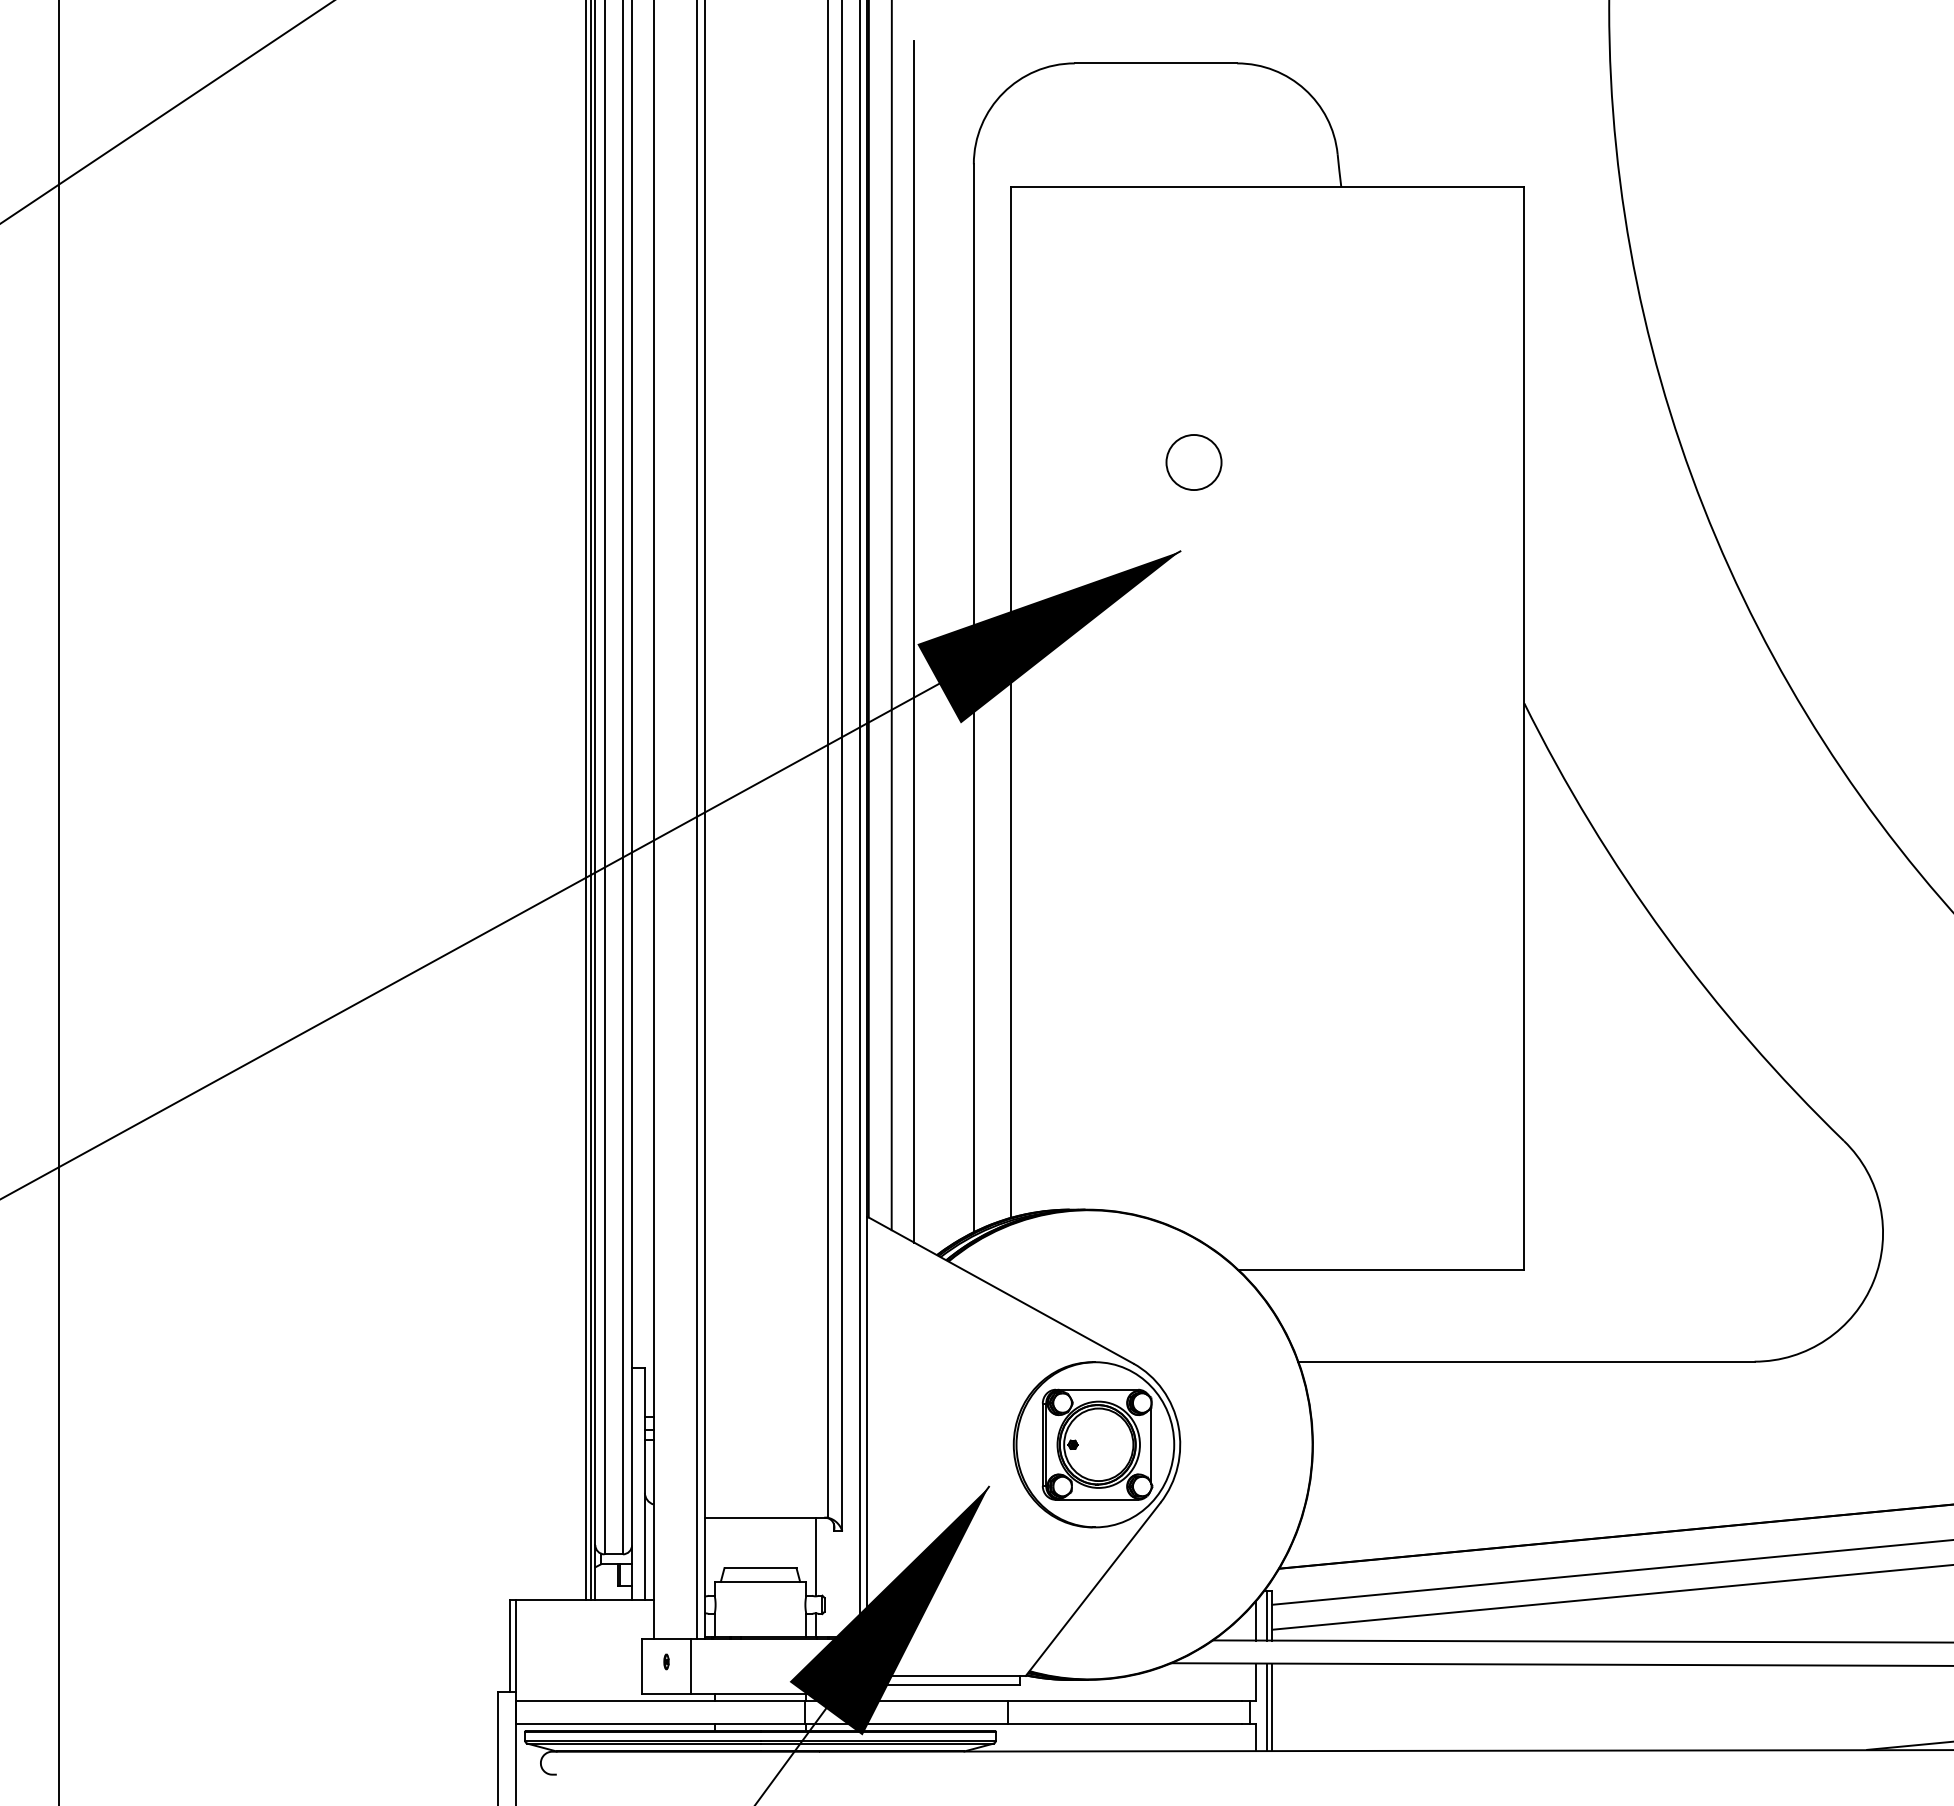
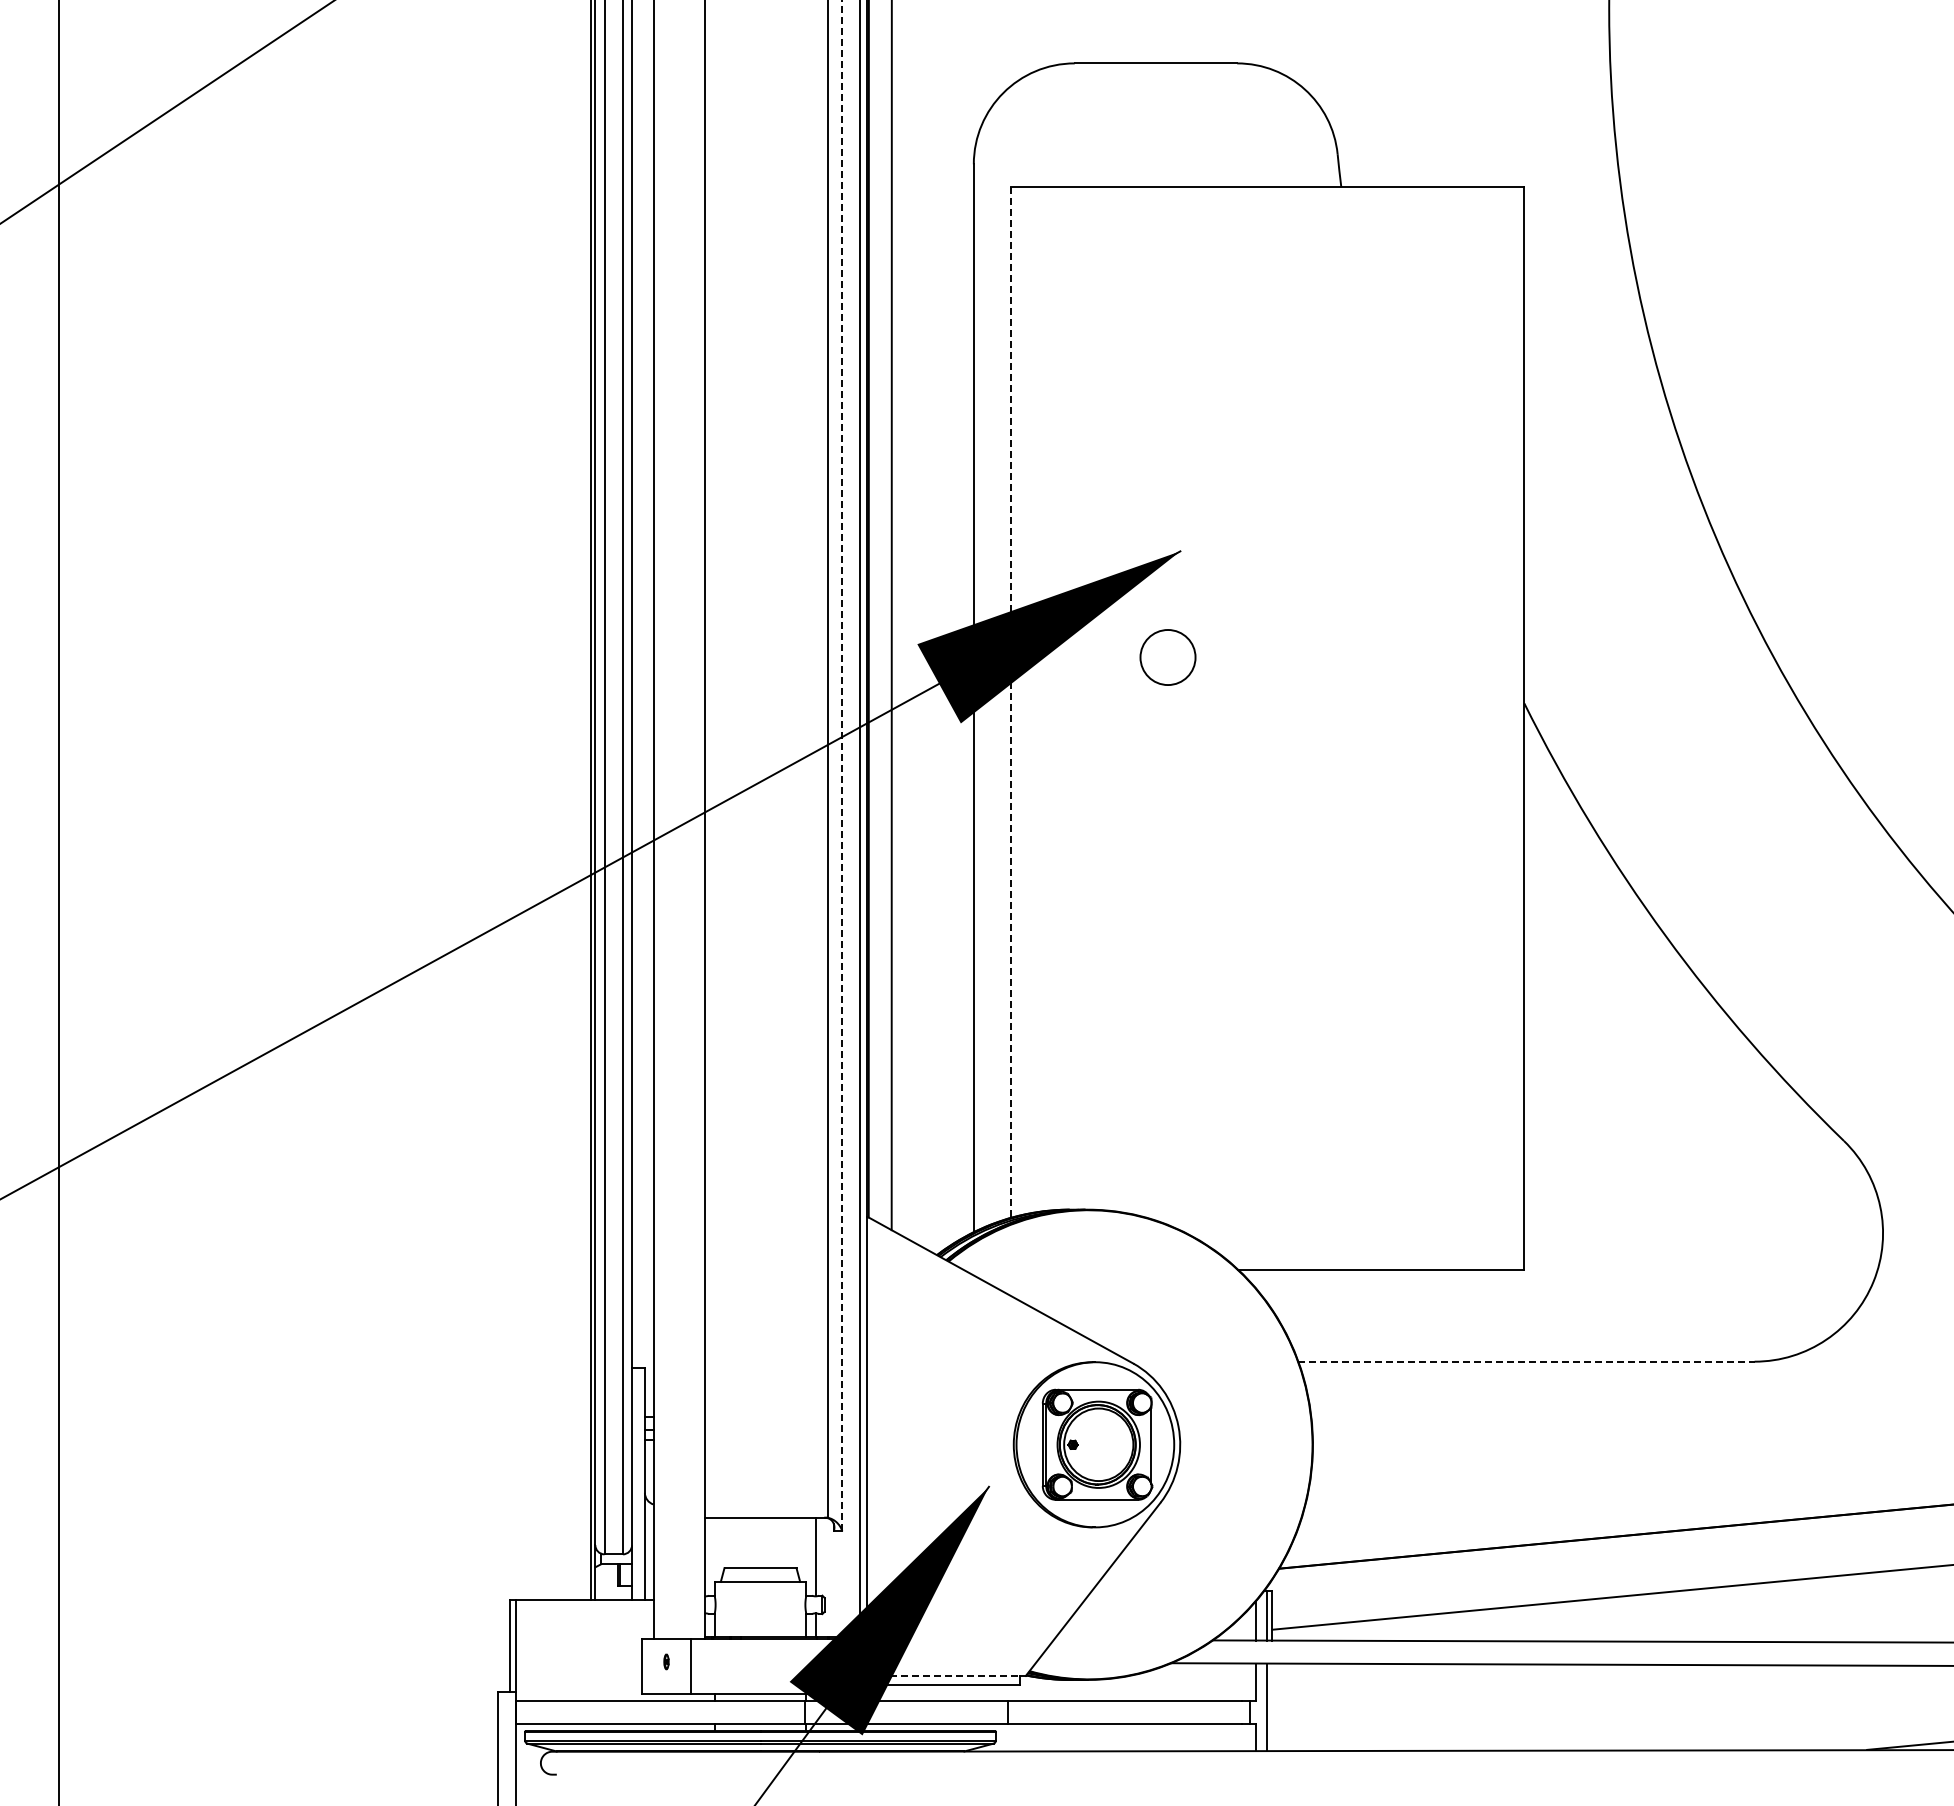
circle position: (1193, 462) -> (1167, 657) (1167, 657)
line: present -> none (914, 641)
line: solid -> dashed (1010, 703)
line: solid -> dashed (842, 765)
line: present -> none (586, 801)
line: present -> none (696, 820)
line: solid -> dashed (1527, 1361)
line: present -> none (1611, 1572)
line: solid -> dashed (949, 1675)
line: present -> none (1272, 1706)
